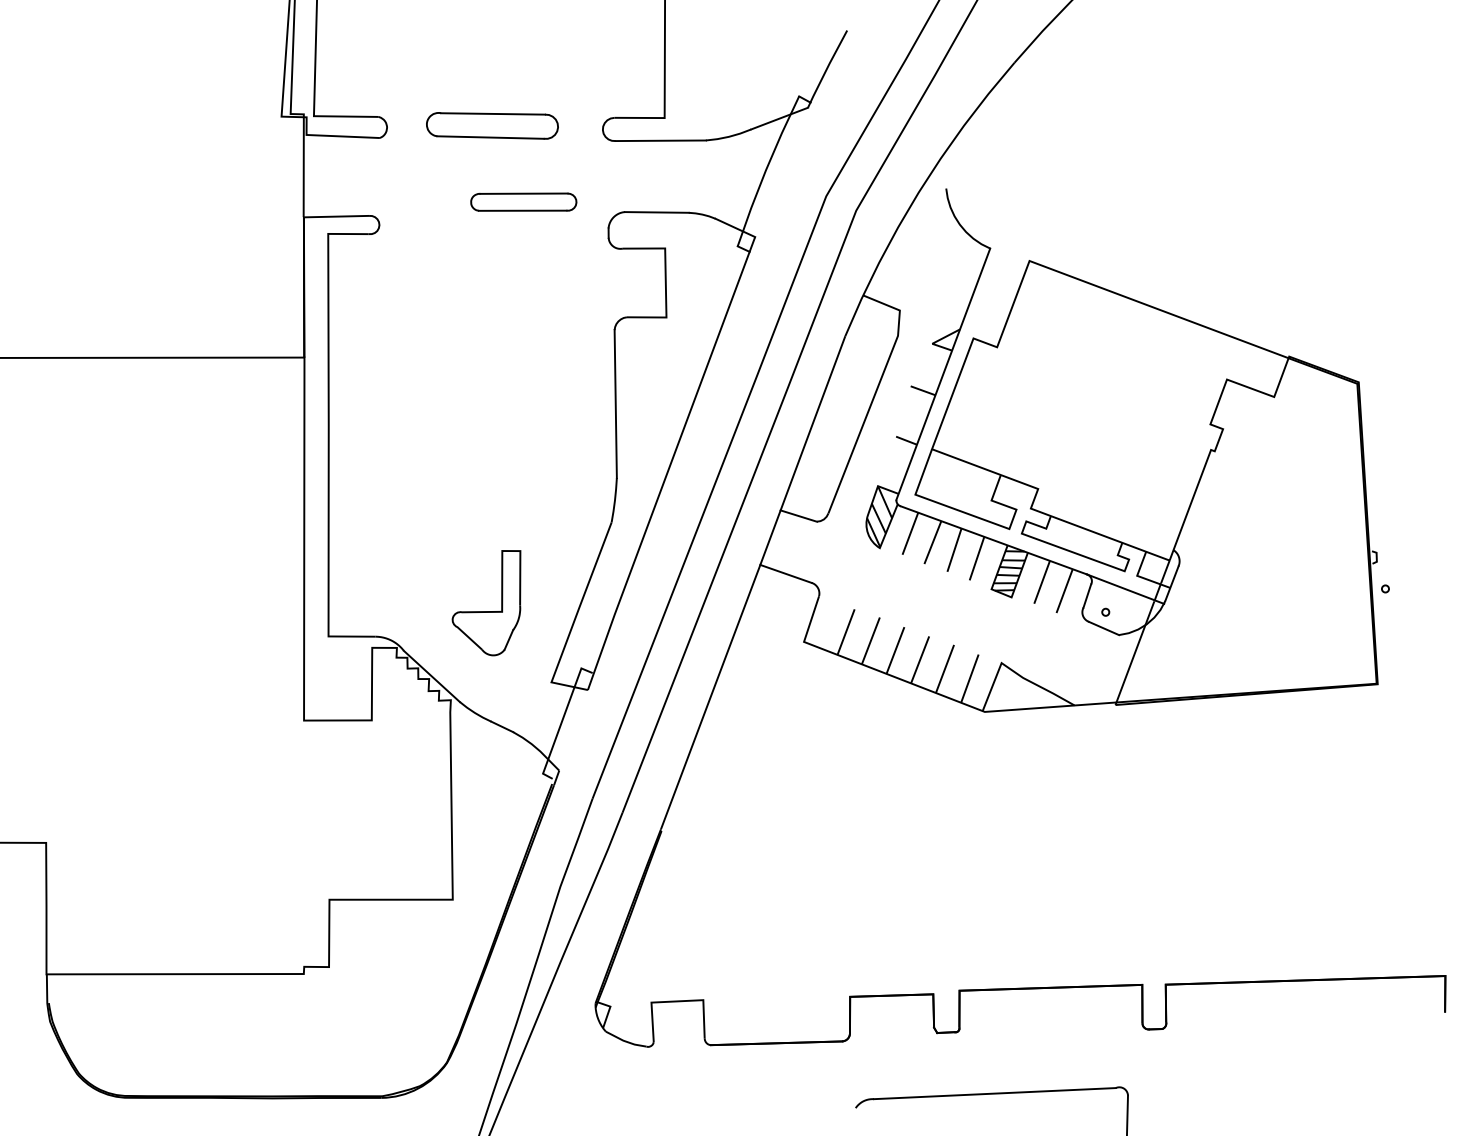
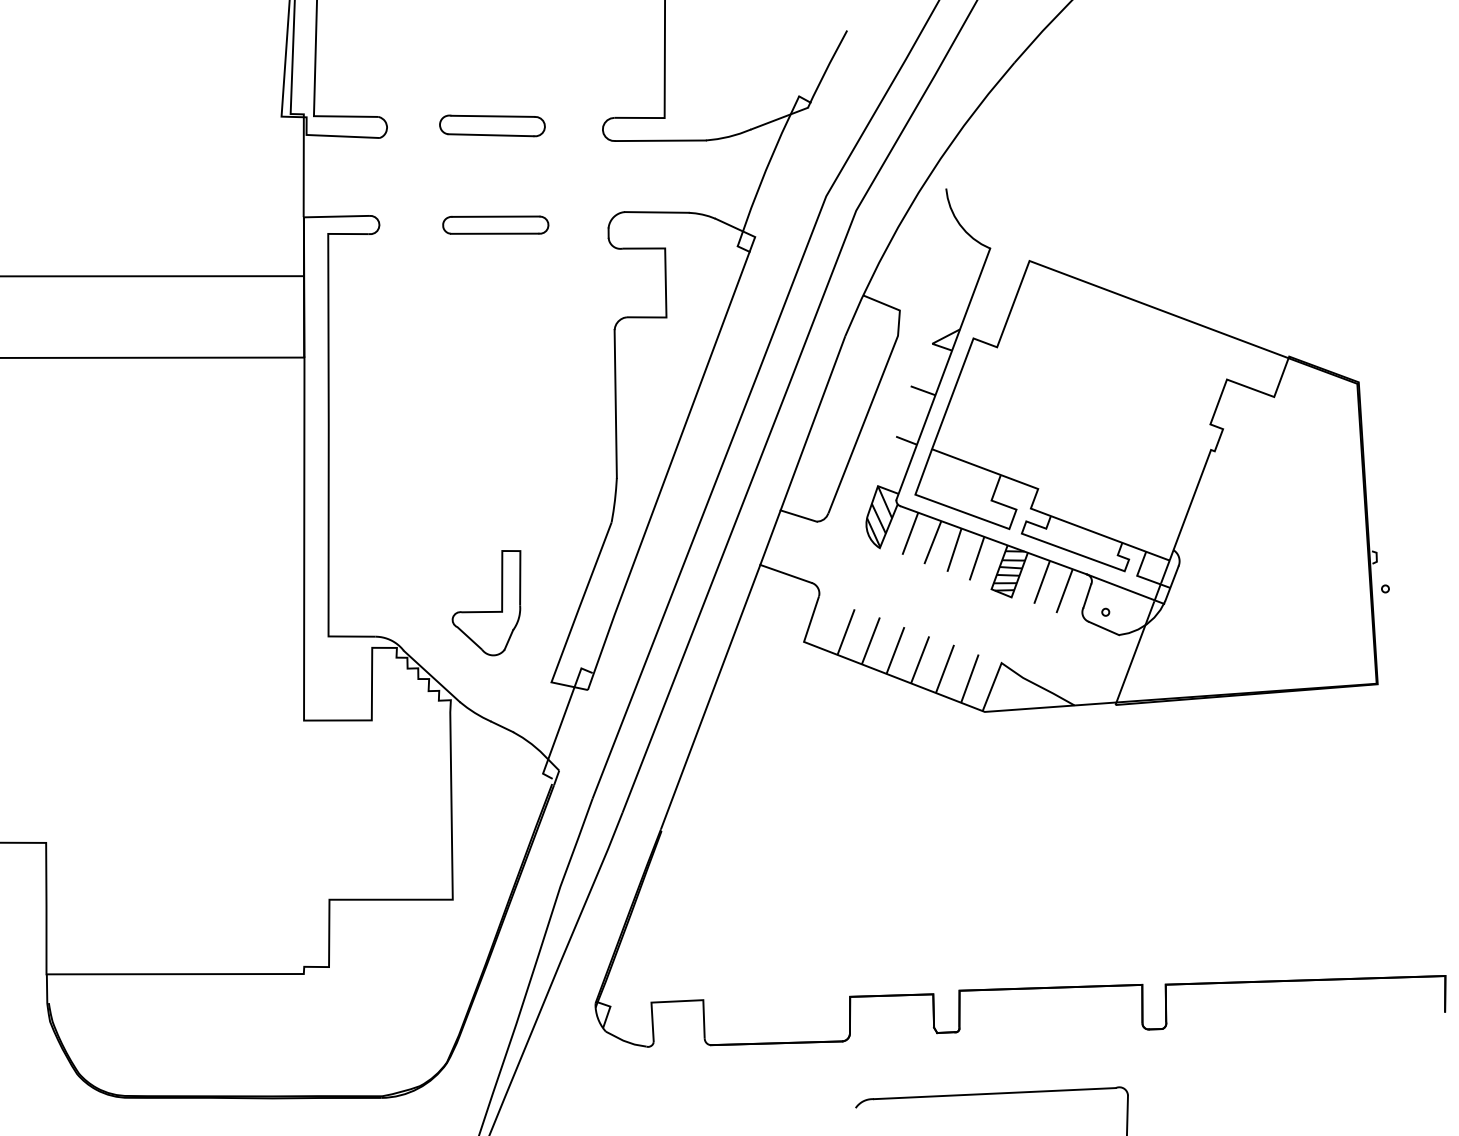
part size: 133x28 px -> 107x24 px (492, 125)
part position: (523, 201) -> (495, 224) (495, 224)
line: none -> present (153, 276)
